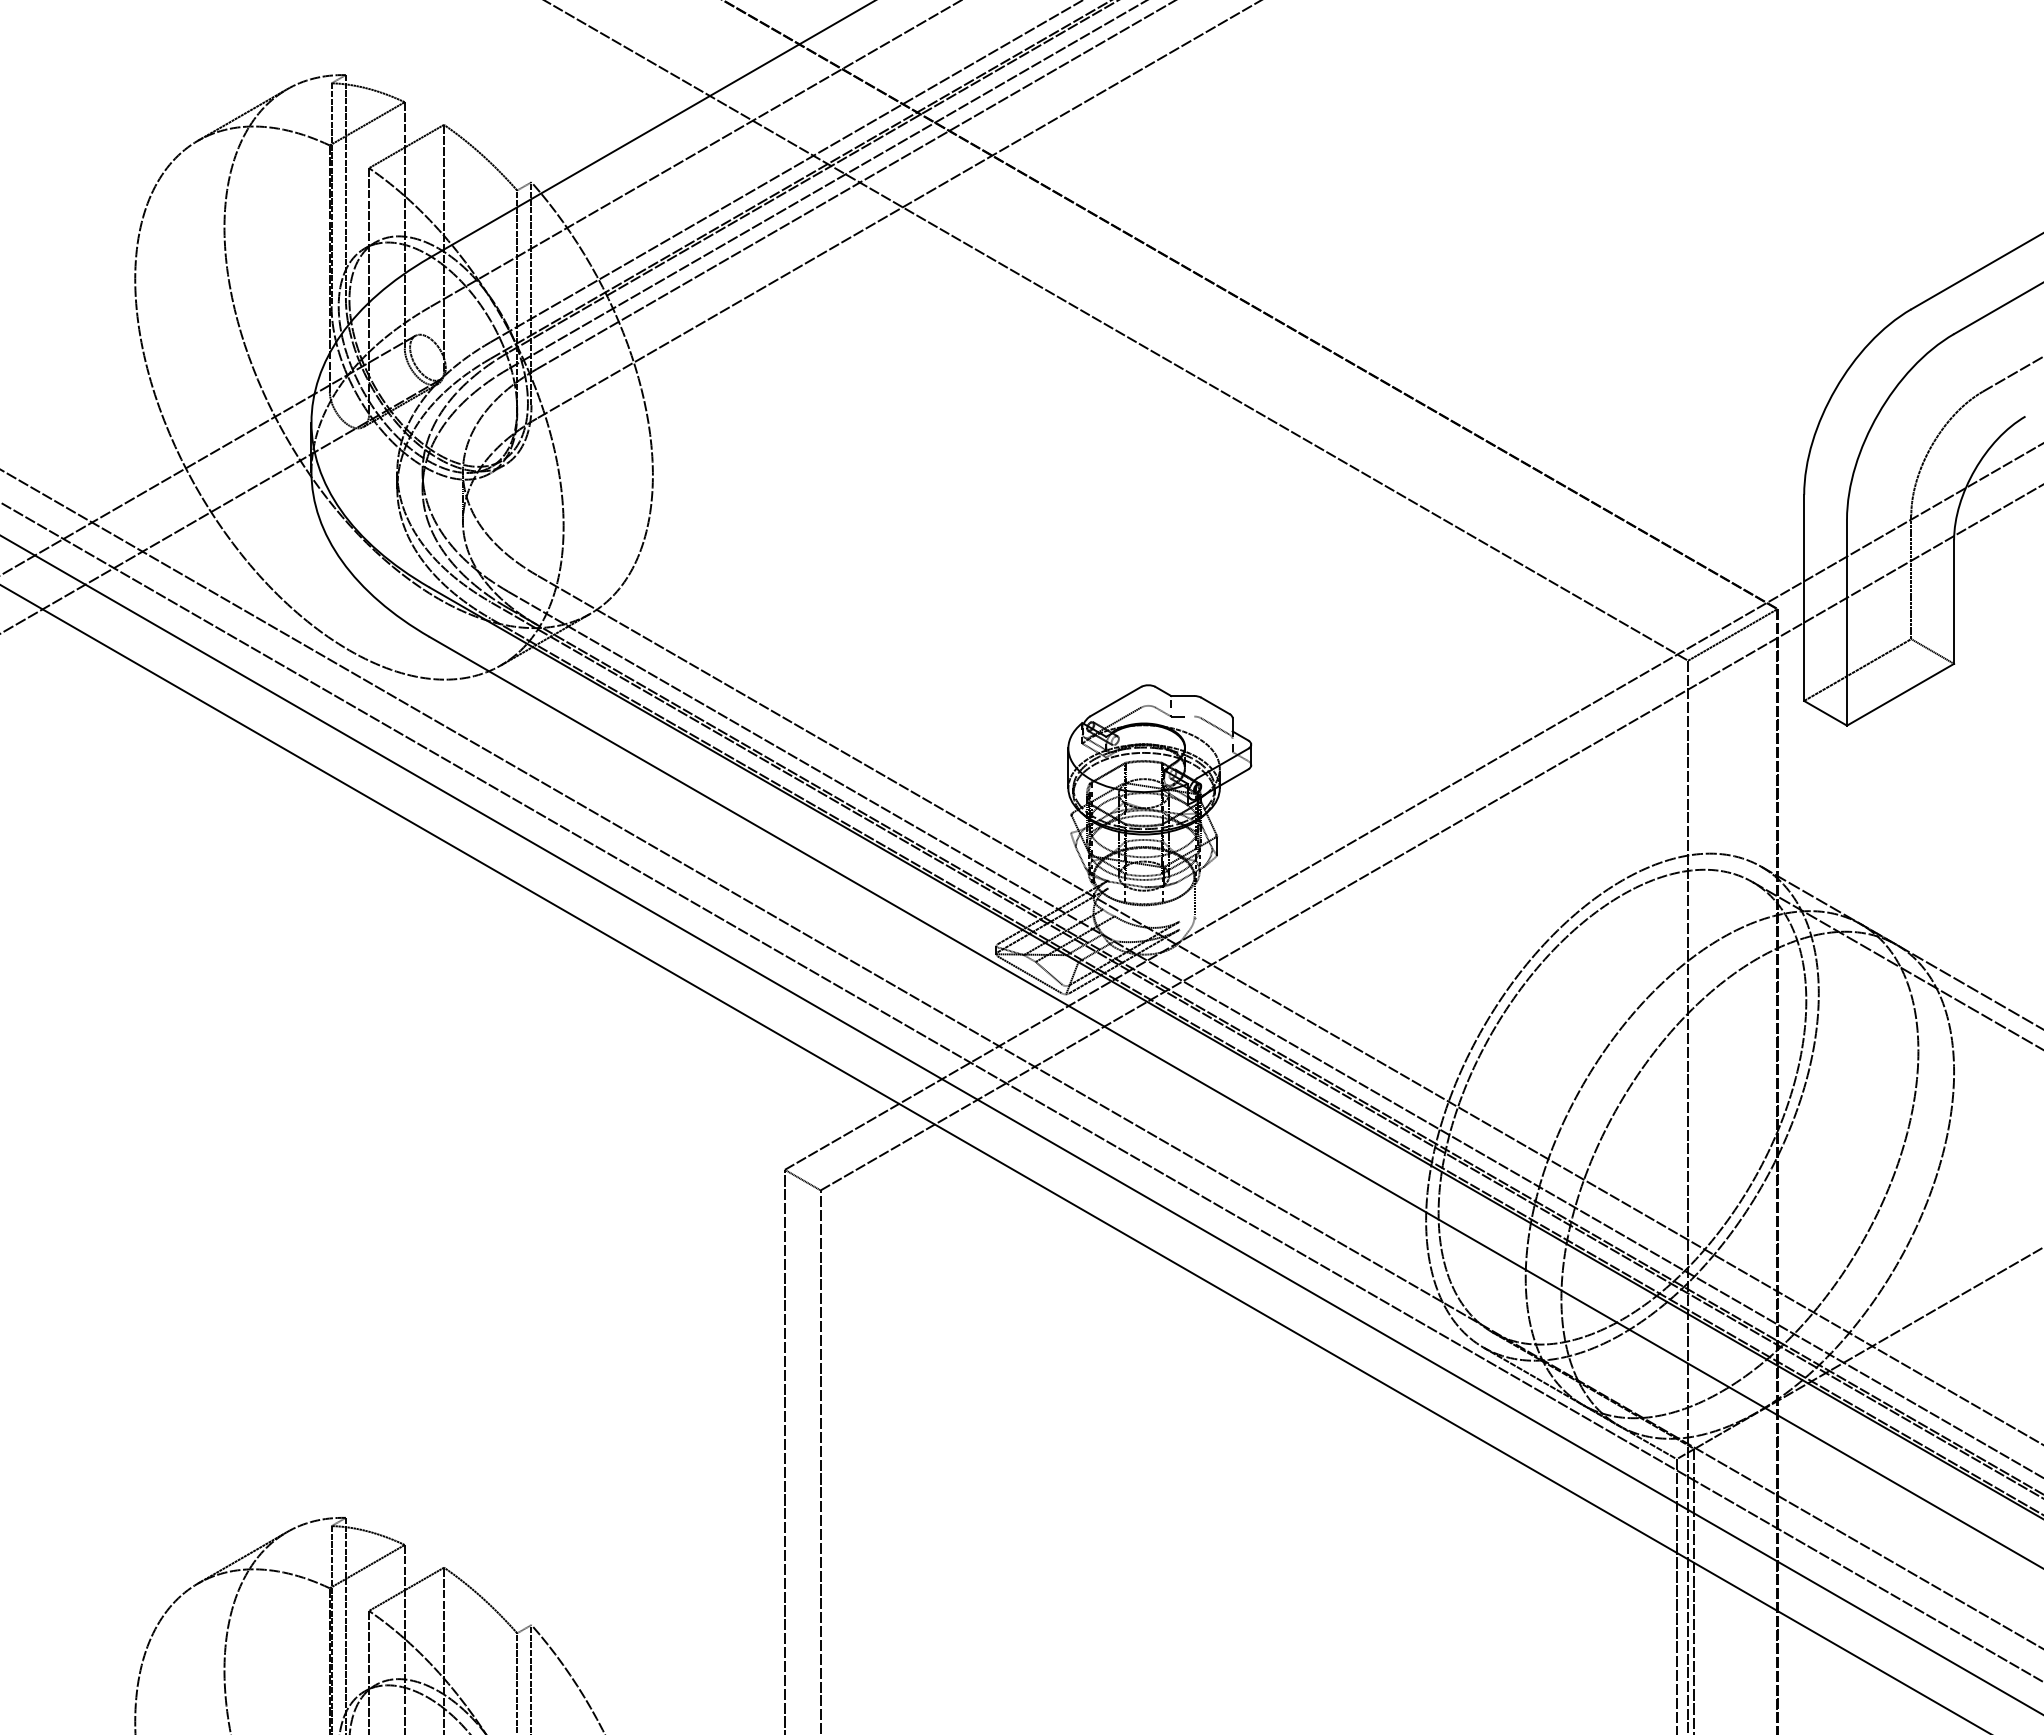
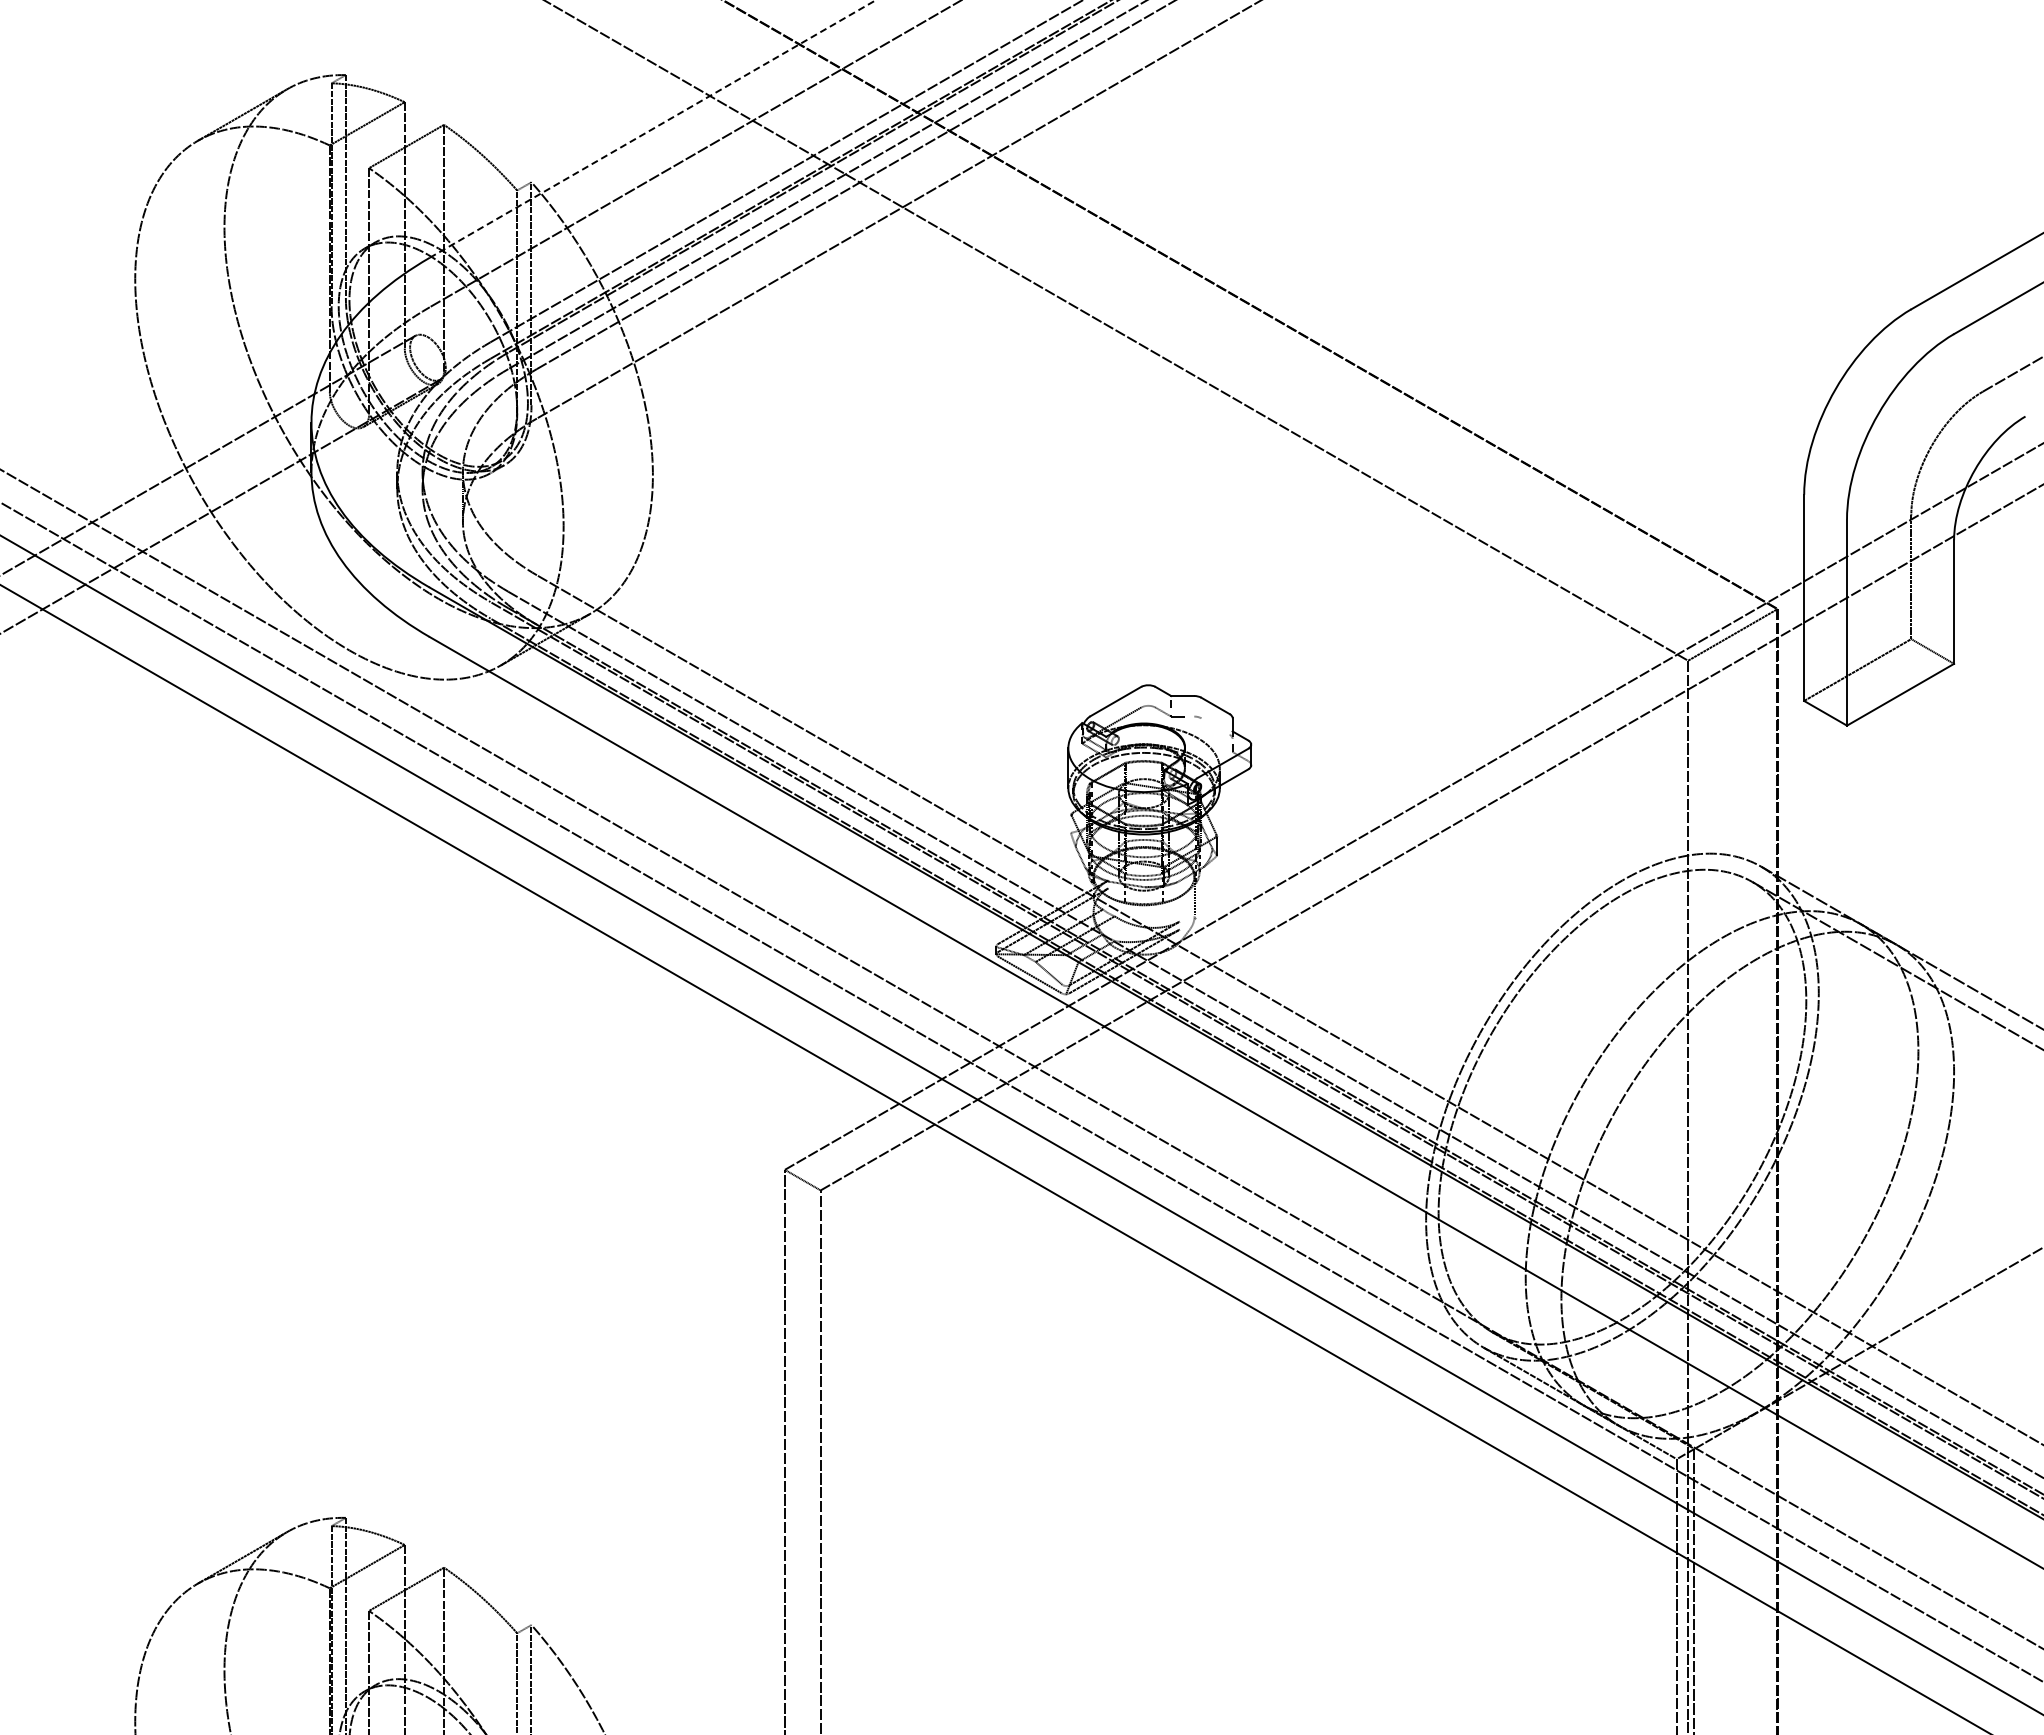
line: solid -> dashed (653, 128)
line: present -> none (1215, 726)
